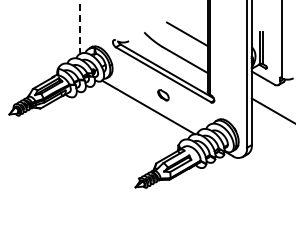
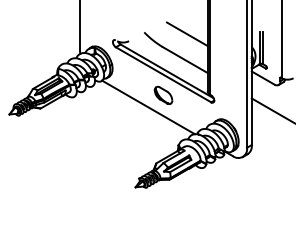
line: dashed -> solid (80, 26)
part size: 13x13 px -> 21x20 px (163, 94)
